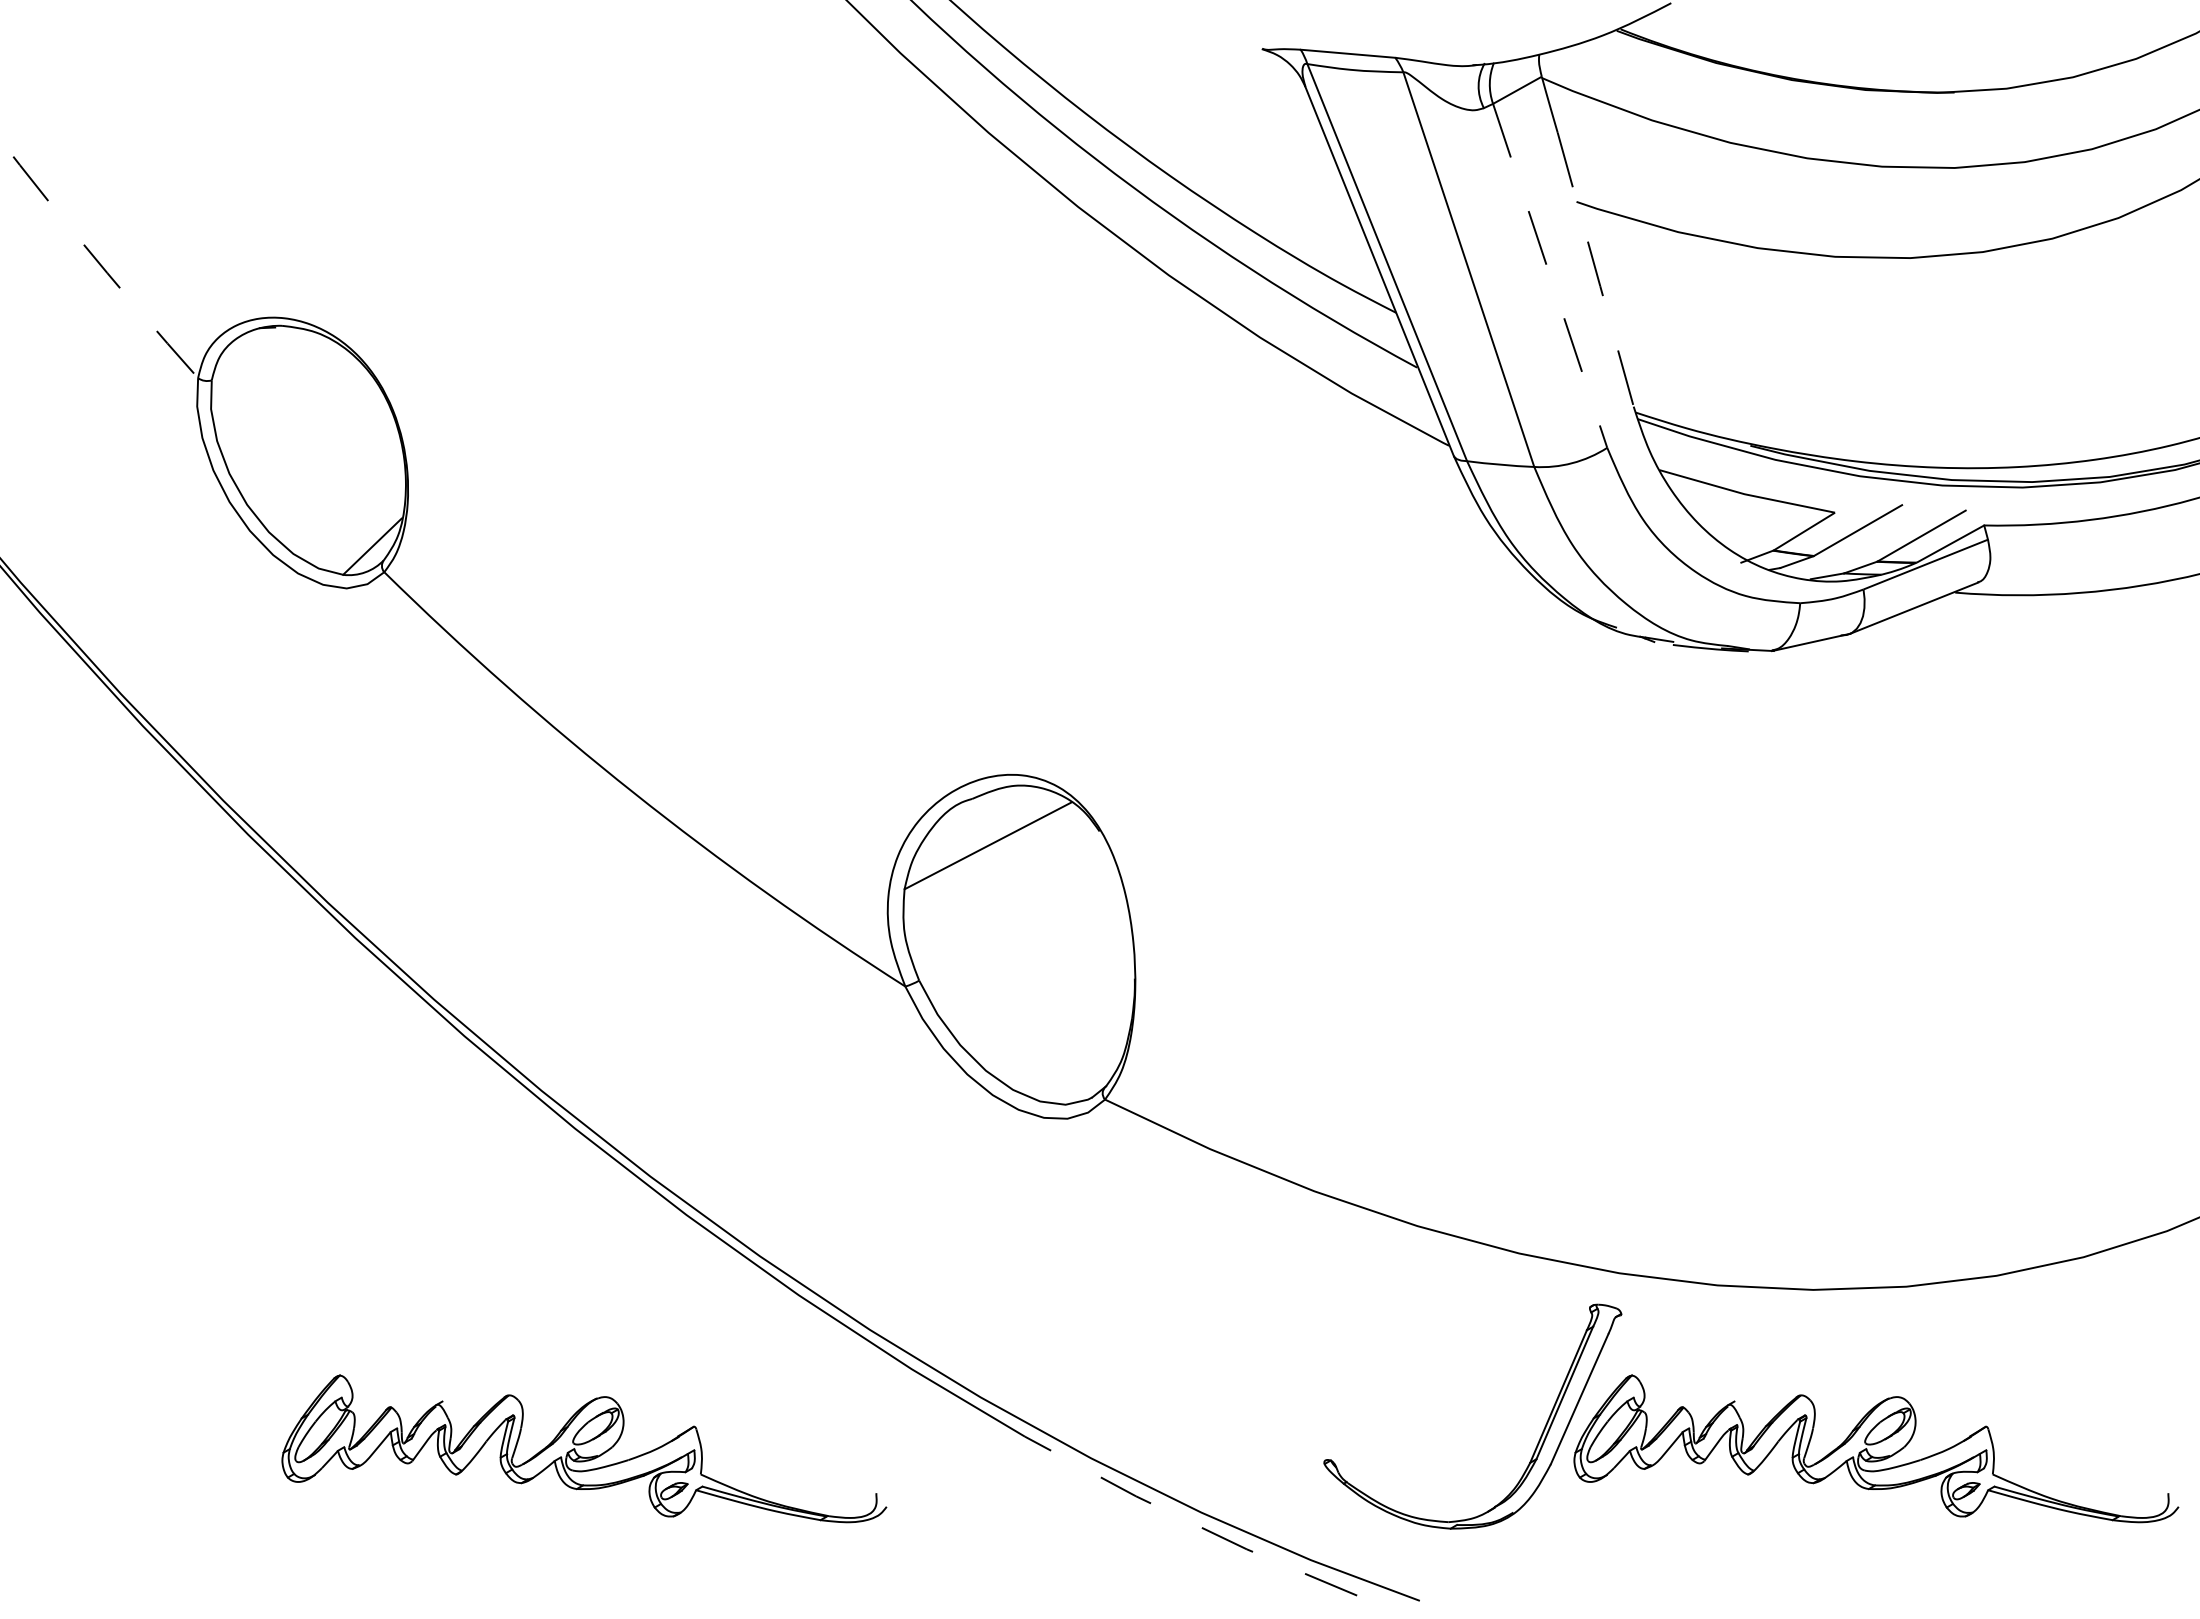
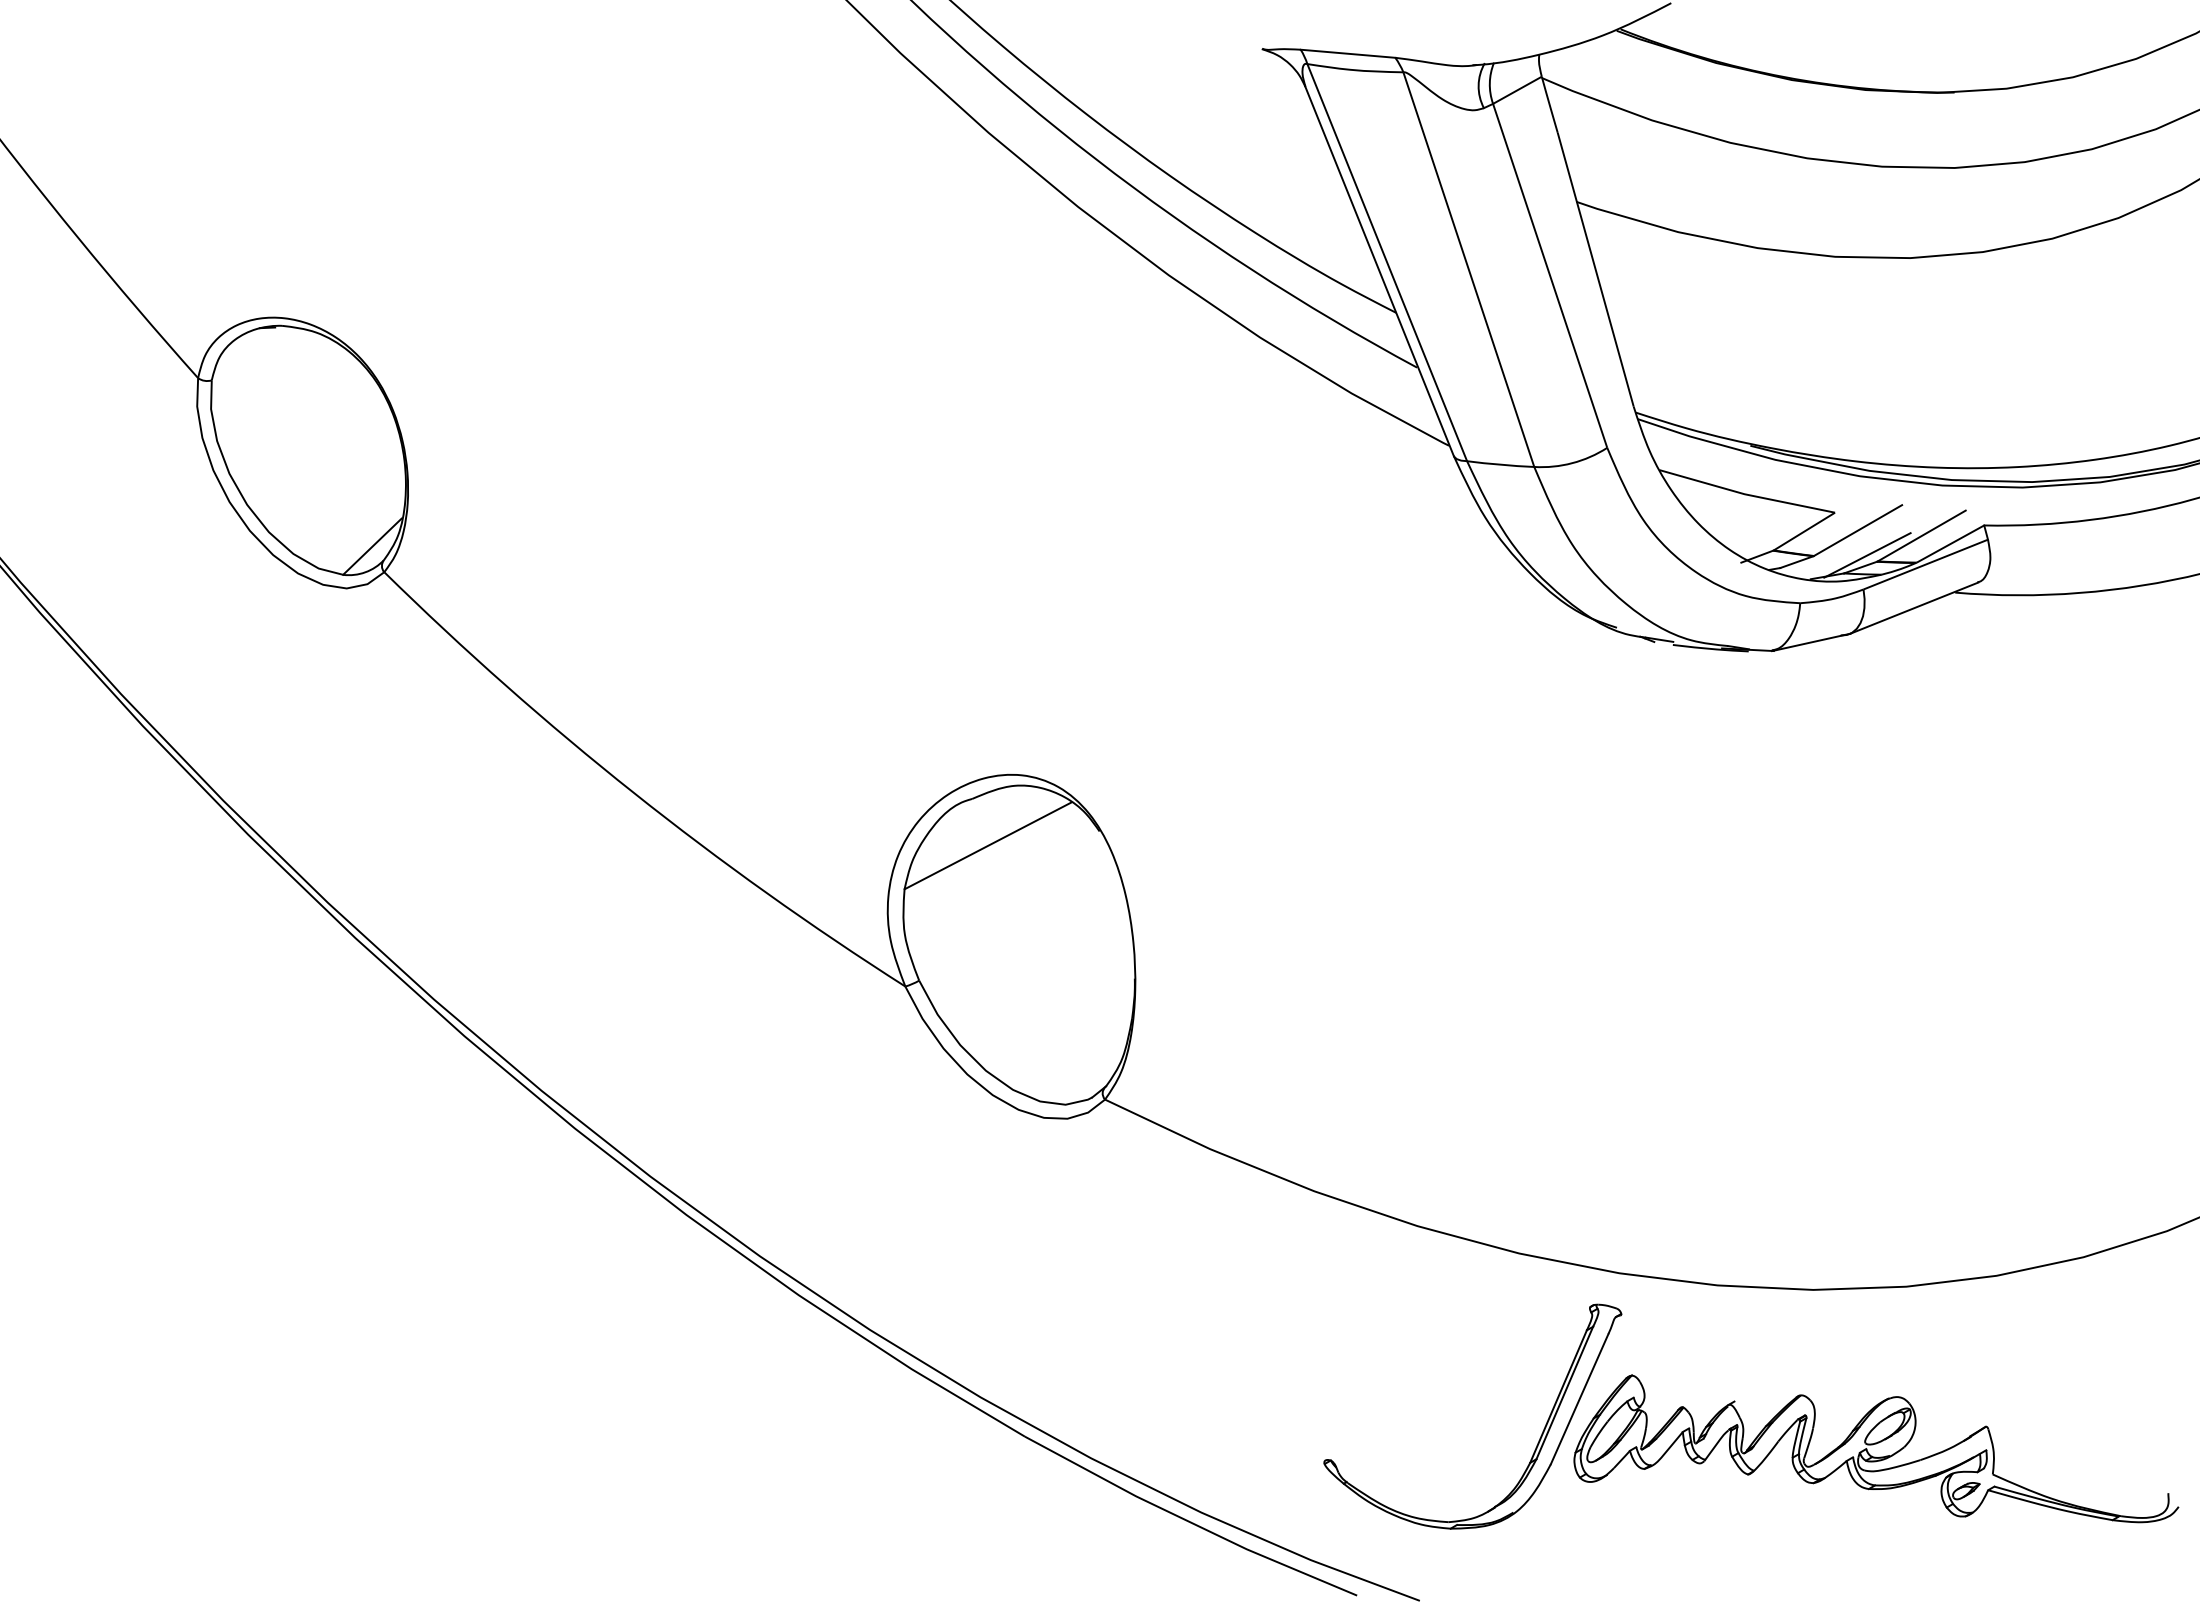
arc: dashed -> solid (97, 260)
line: dashed -> solid (1596, 270)
line: dashed -> solid (1550, 276)
line: none -> present (1867, 555)
part: present -> none (584, 1448)
line: dashed -> solid (1188, 1521)
